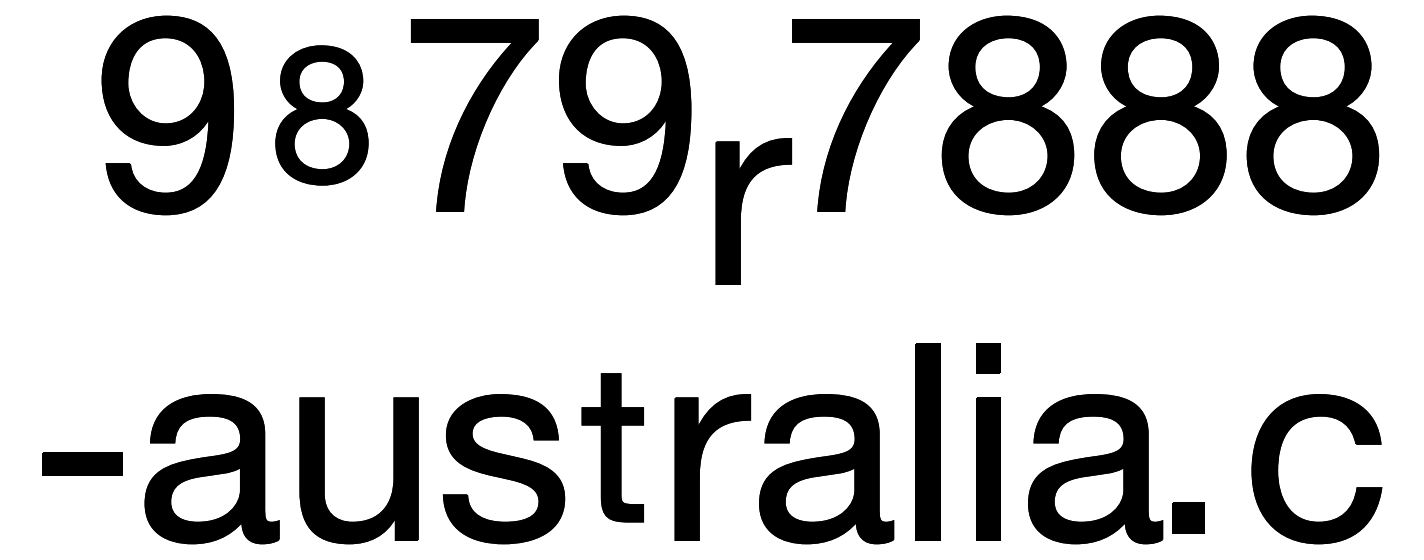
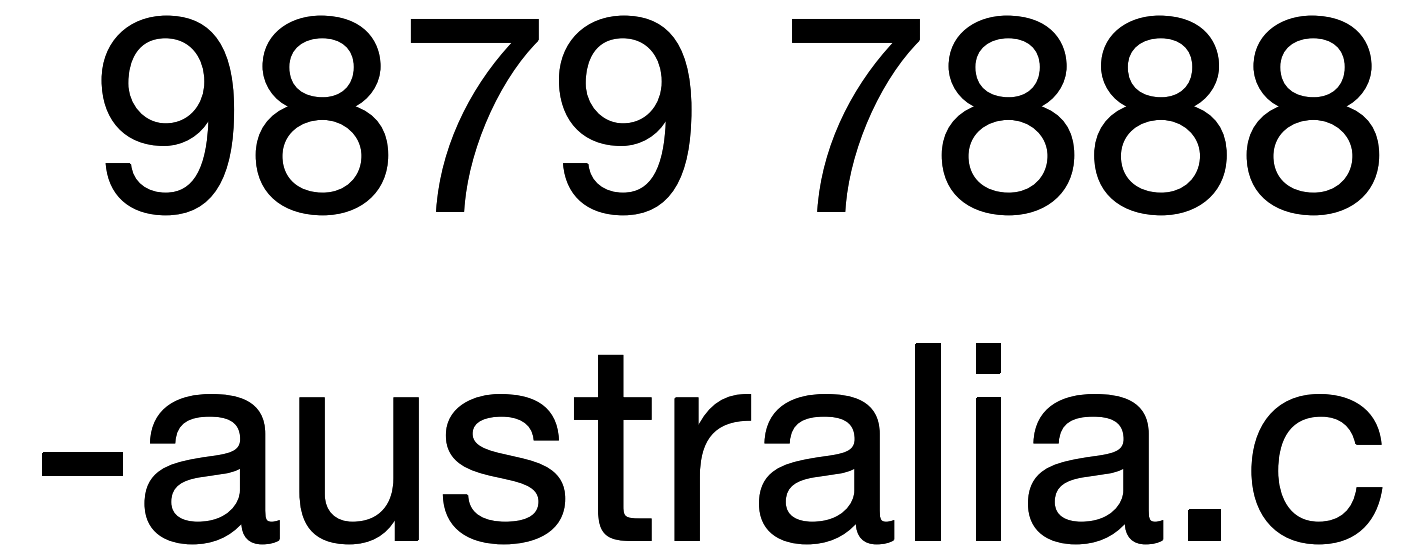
part size: 94x141 px -> 134x201 px (321, 115)
part: present -> none (741, 211)
part size: 63x150 px -> 78x187 px (612, 447)
part position: (1188, 517) -> (1204, 524) (1204, 524)
